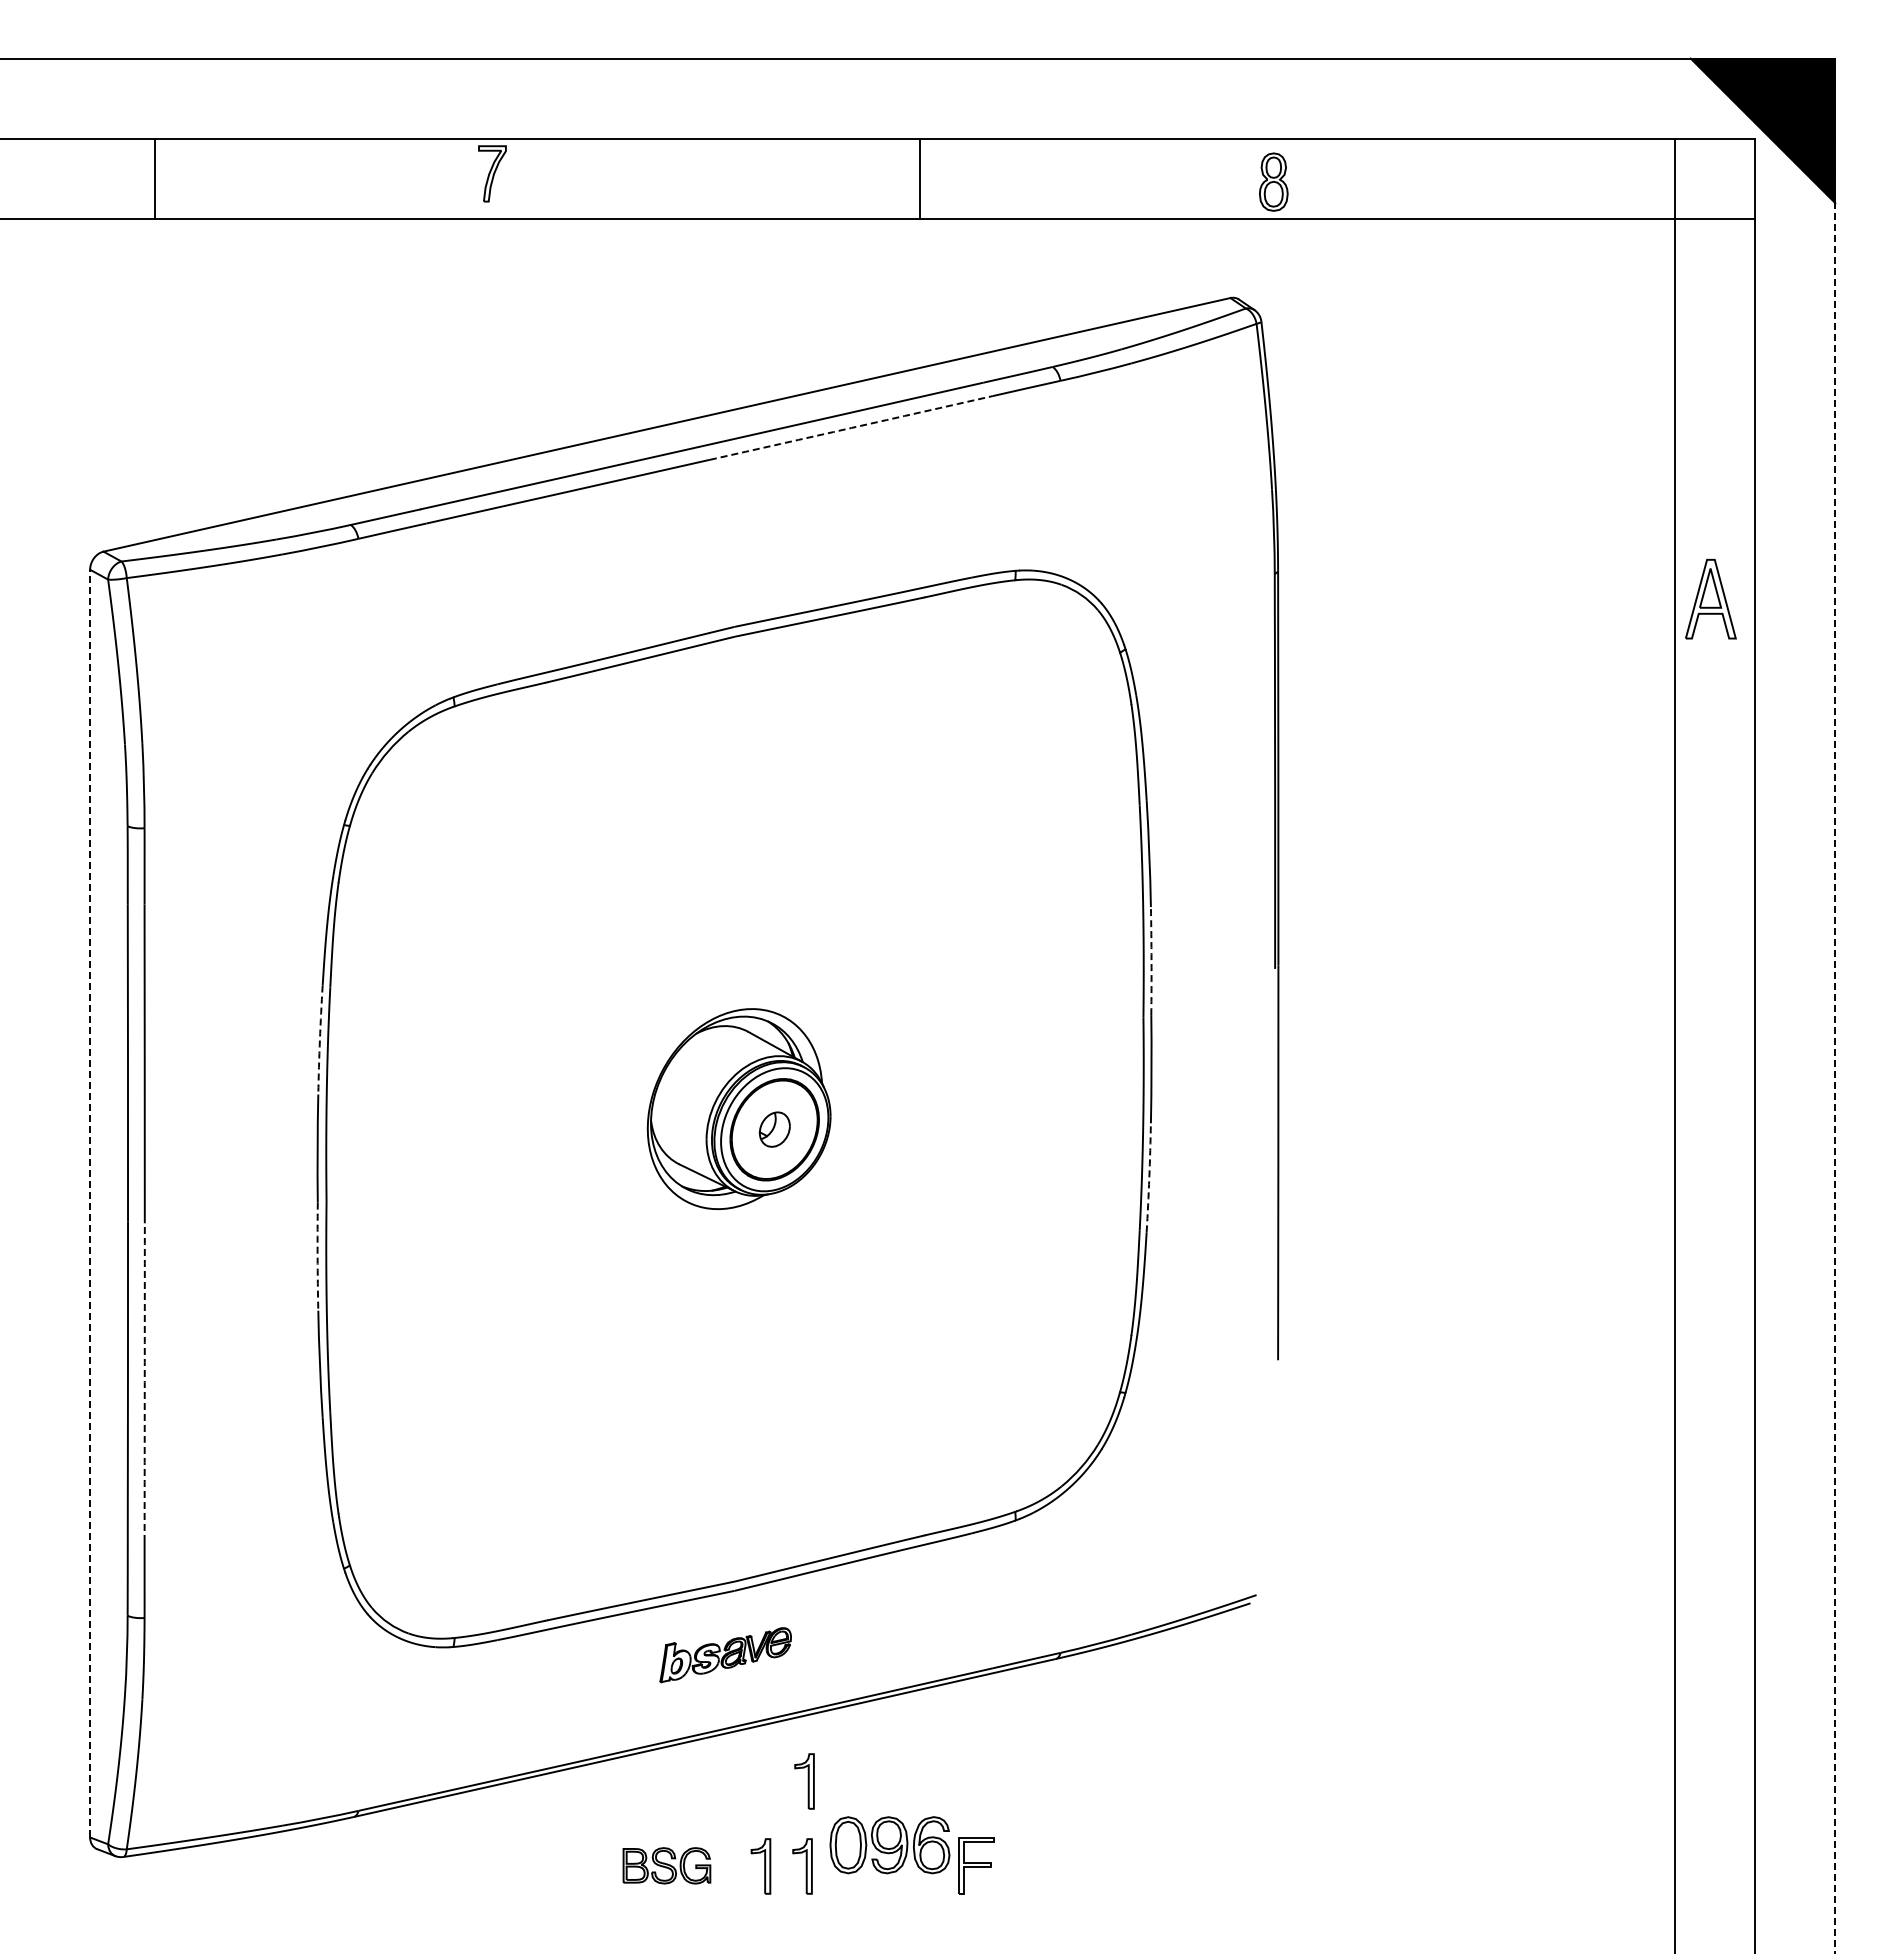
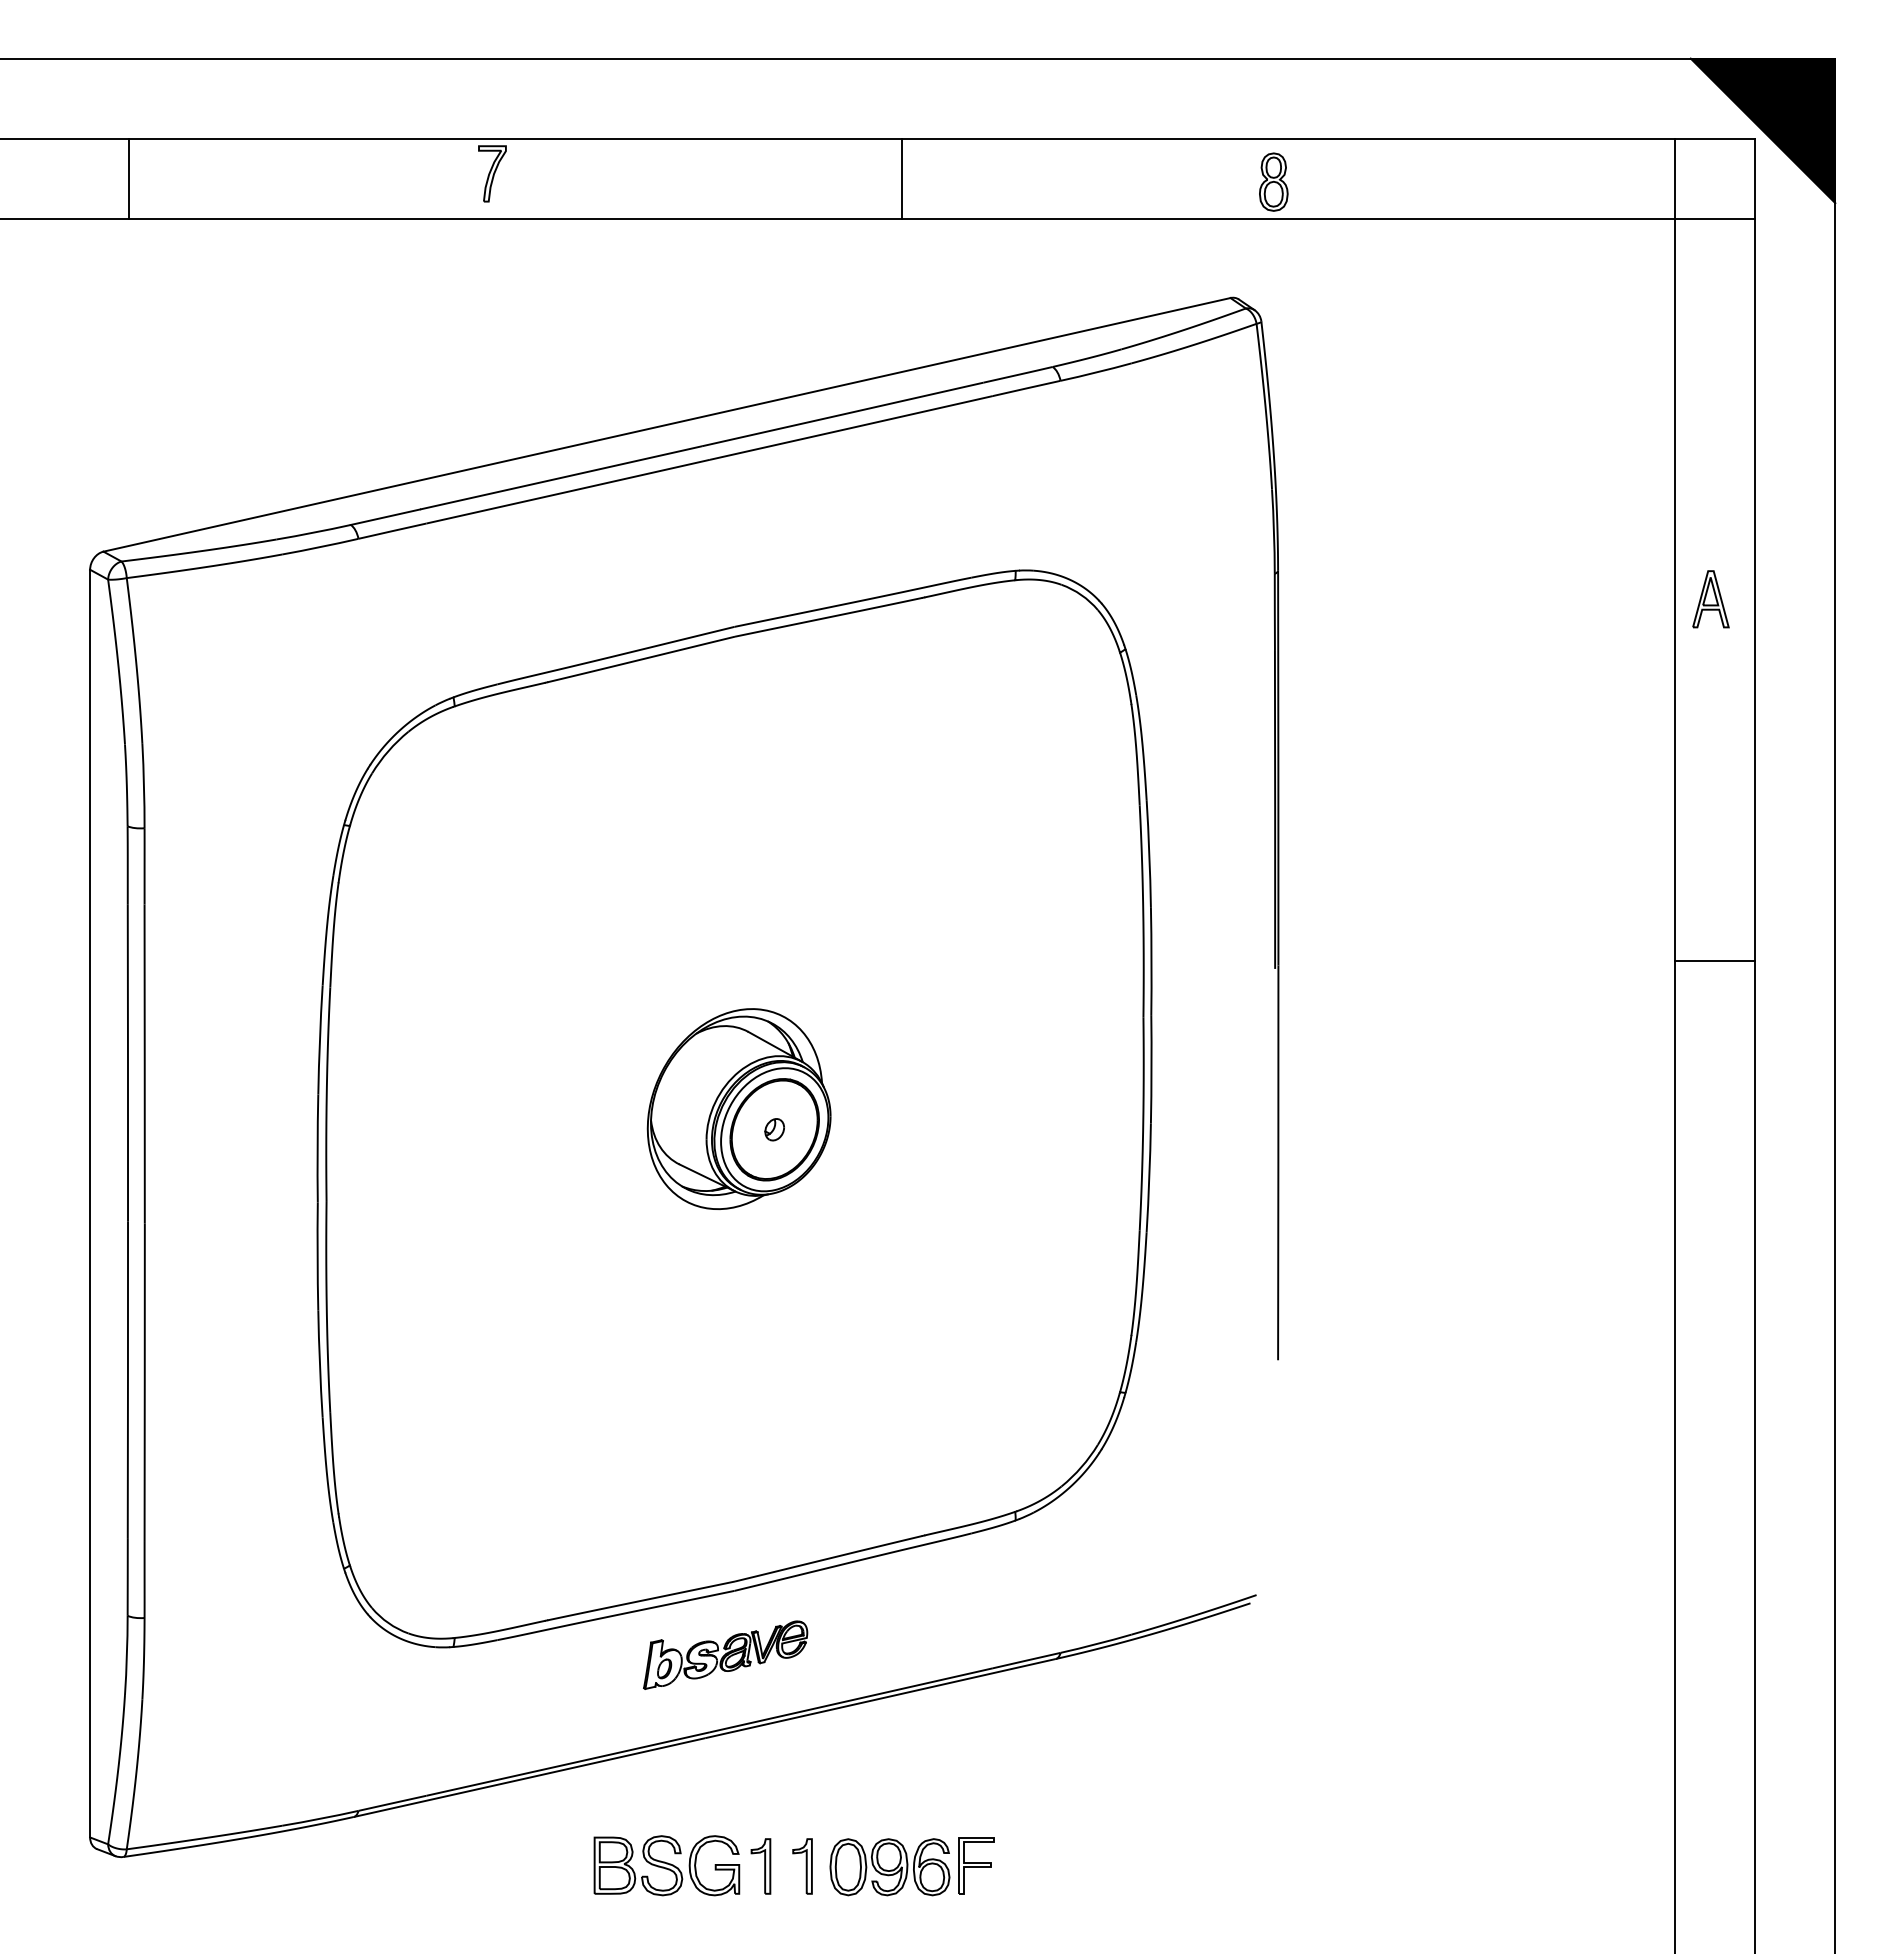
line position: (154, 178) -> (128, 178) (128, 178)
line position: (919, 178) -> (901, 178) (901, 178)
arc: dashed -> solid (851, 428)
part size: 52x81 px -> 38x59 px (1710, 599)
line: none -> present (1714, 960)
arc: dashed -> solid (1151, 961)
line: dashed -> solid (1835, 1005)
arc: dashed -> solid (319, 1040)
part size: 33x37 px -> 21x24 px (774, 1129)
arc: dashed -> solid (1149, 1177)
line: dashed -> solid (90, 1203)
arc: dashed -> solid (317, 1256)
arc: dashed -> solid (144, 1382)
part size: 133x57 px -> 166x70 px (725, 1654)
part: present -> none (804, 1781)
part position: (889, 1845) -> (889, 1867) (889, 1867)
part size: 90x38 px -> 148x62 px (666, 1865)
